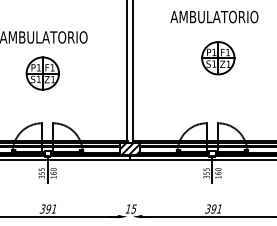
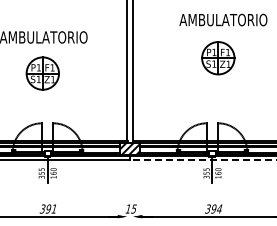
text position: (214, 16) -> (223, 19) (223, 19)
line: solid -> dashed (203, 160)
text: 391 -> 394 (219, 208)
